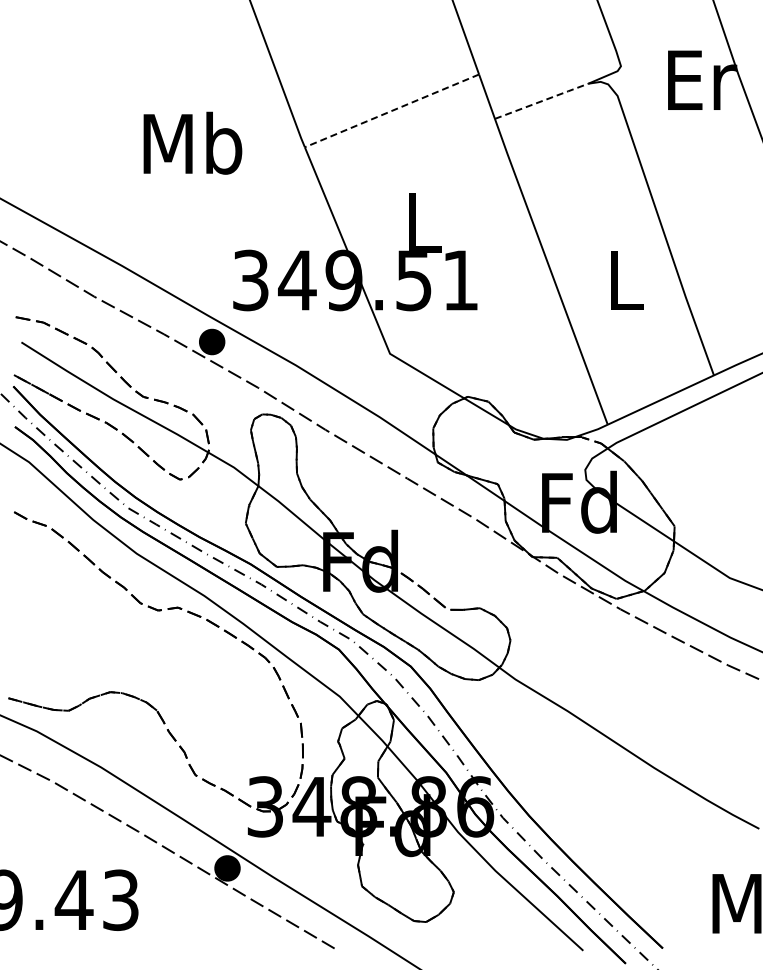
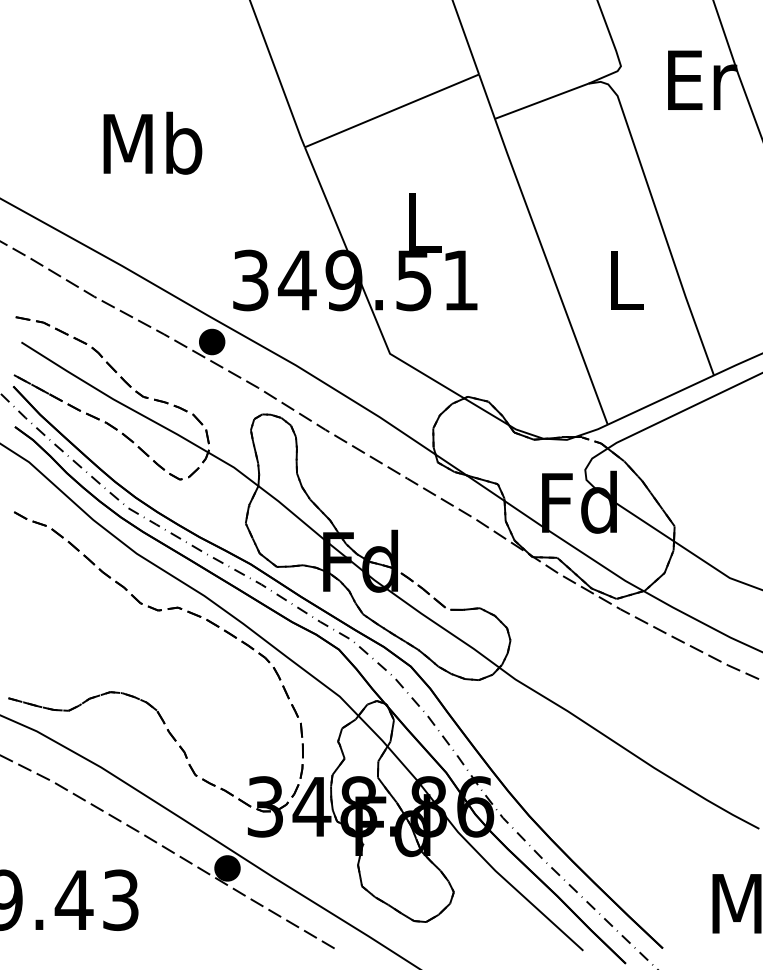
line: dashed -> solid (542, 101)
line: dashed -> solid (391, 111)
text position: (192, 142) -> (152, 142) (152, 142)
